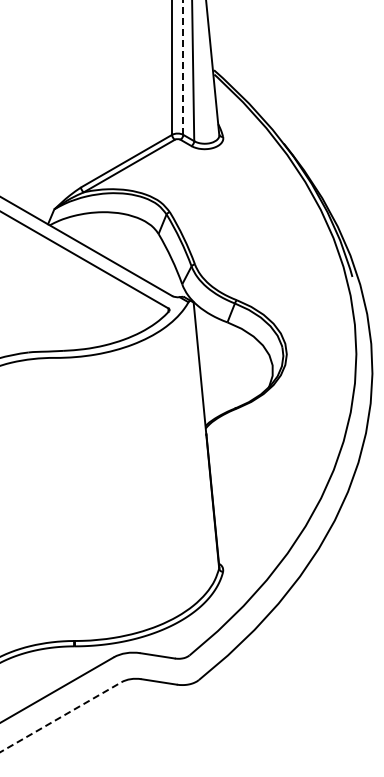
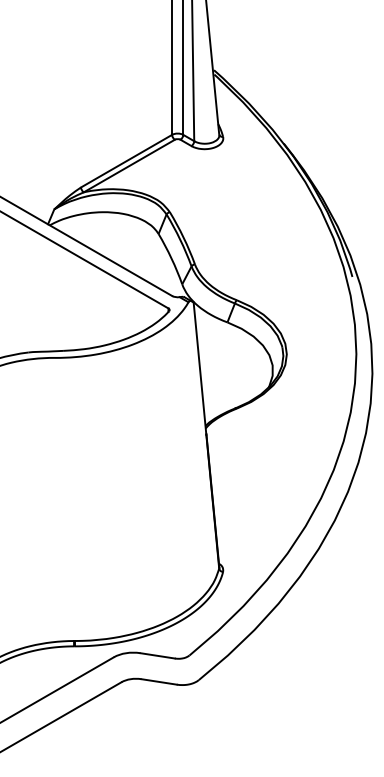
line: dashed -> solid (183, 67)
line: dashed -> solid (60, 717)
